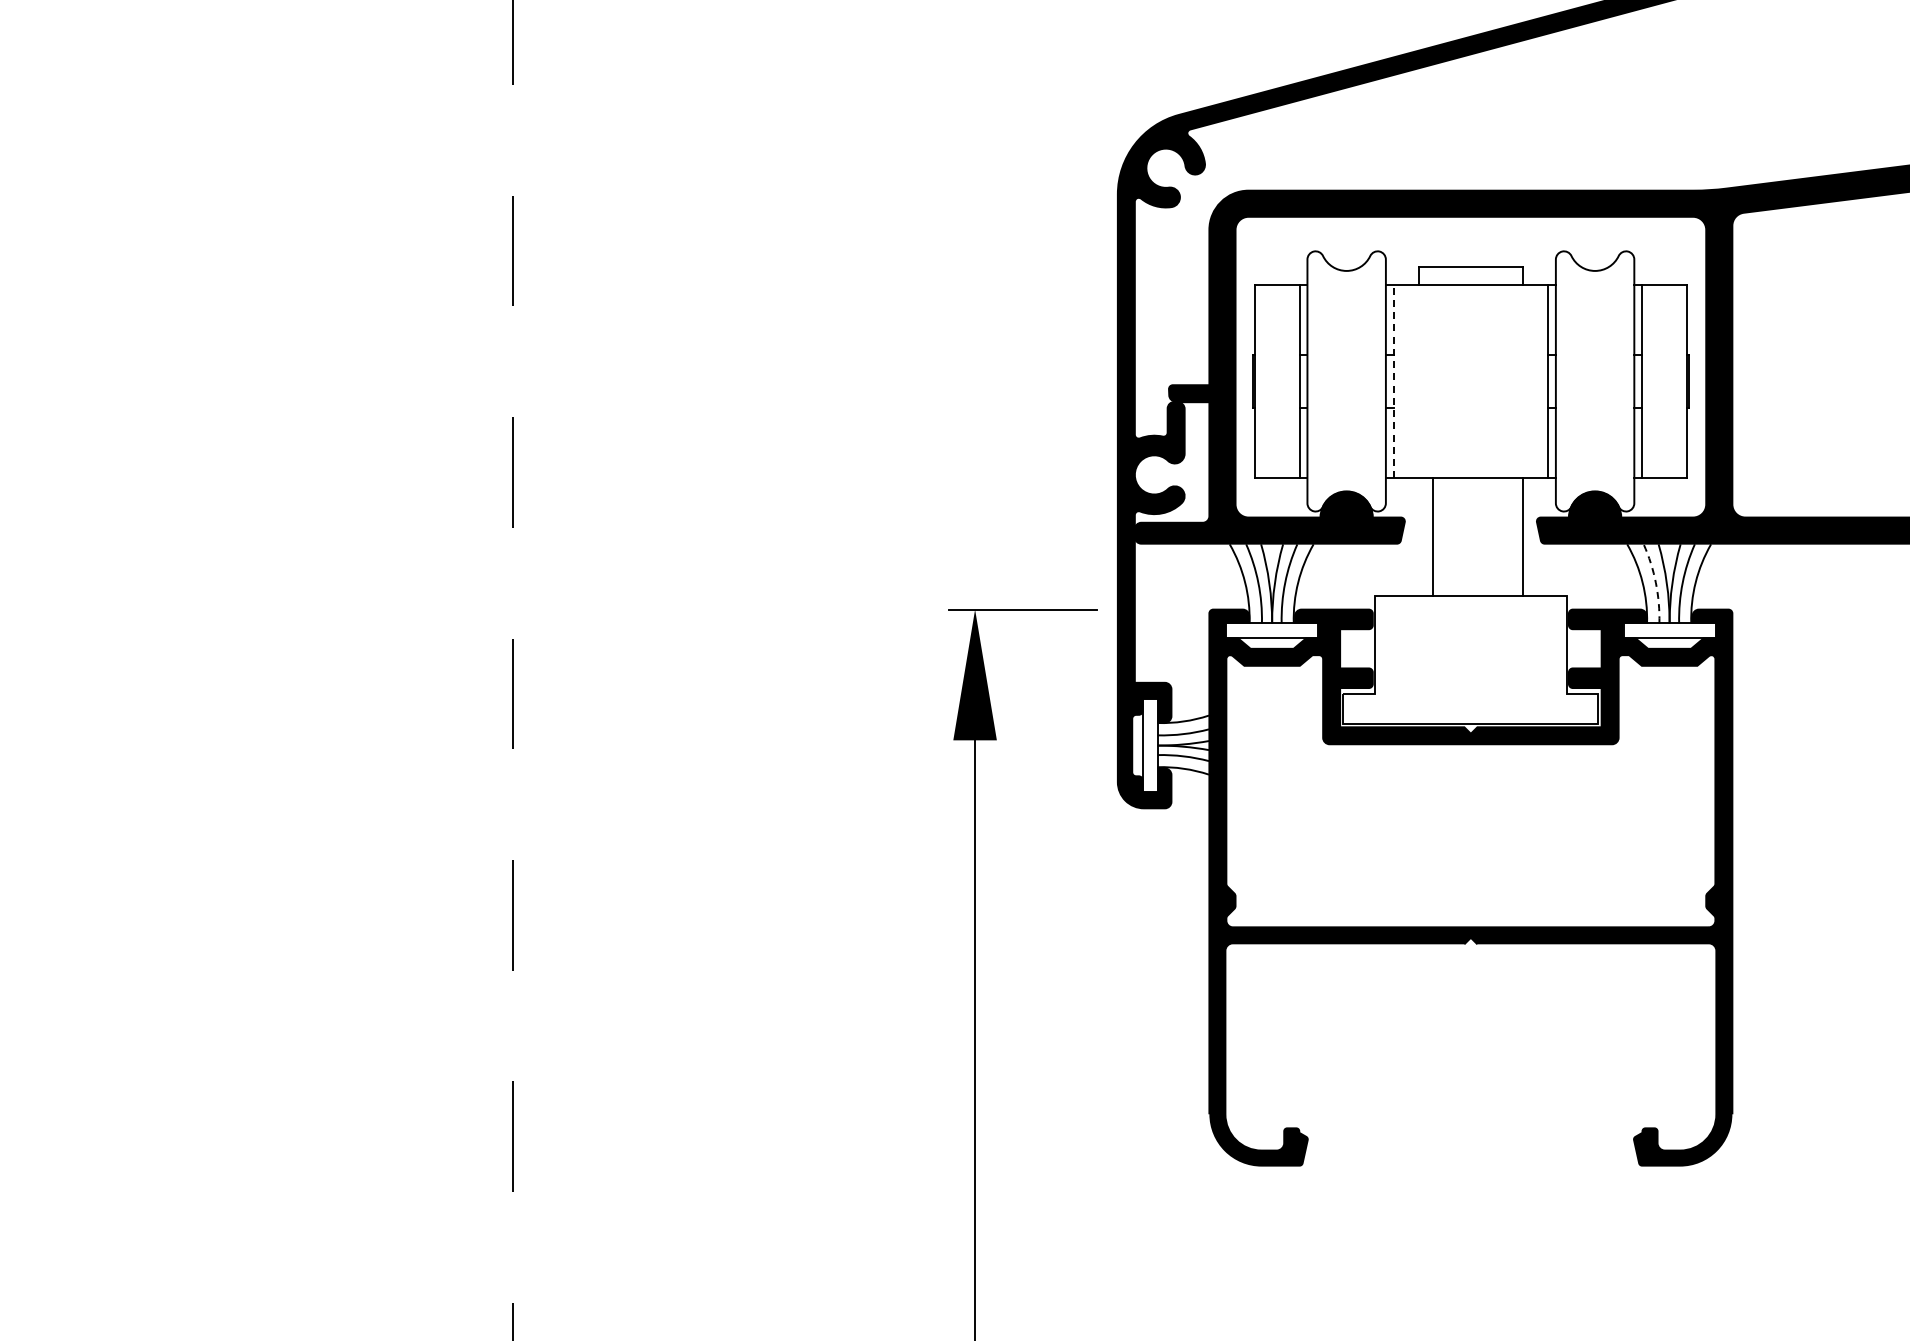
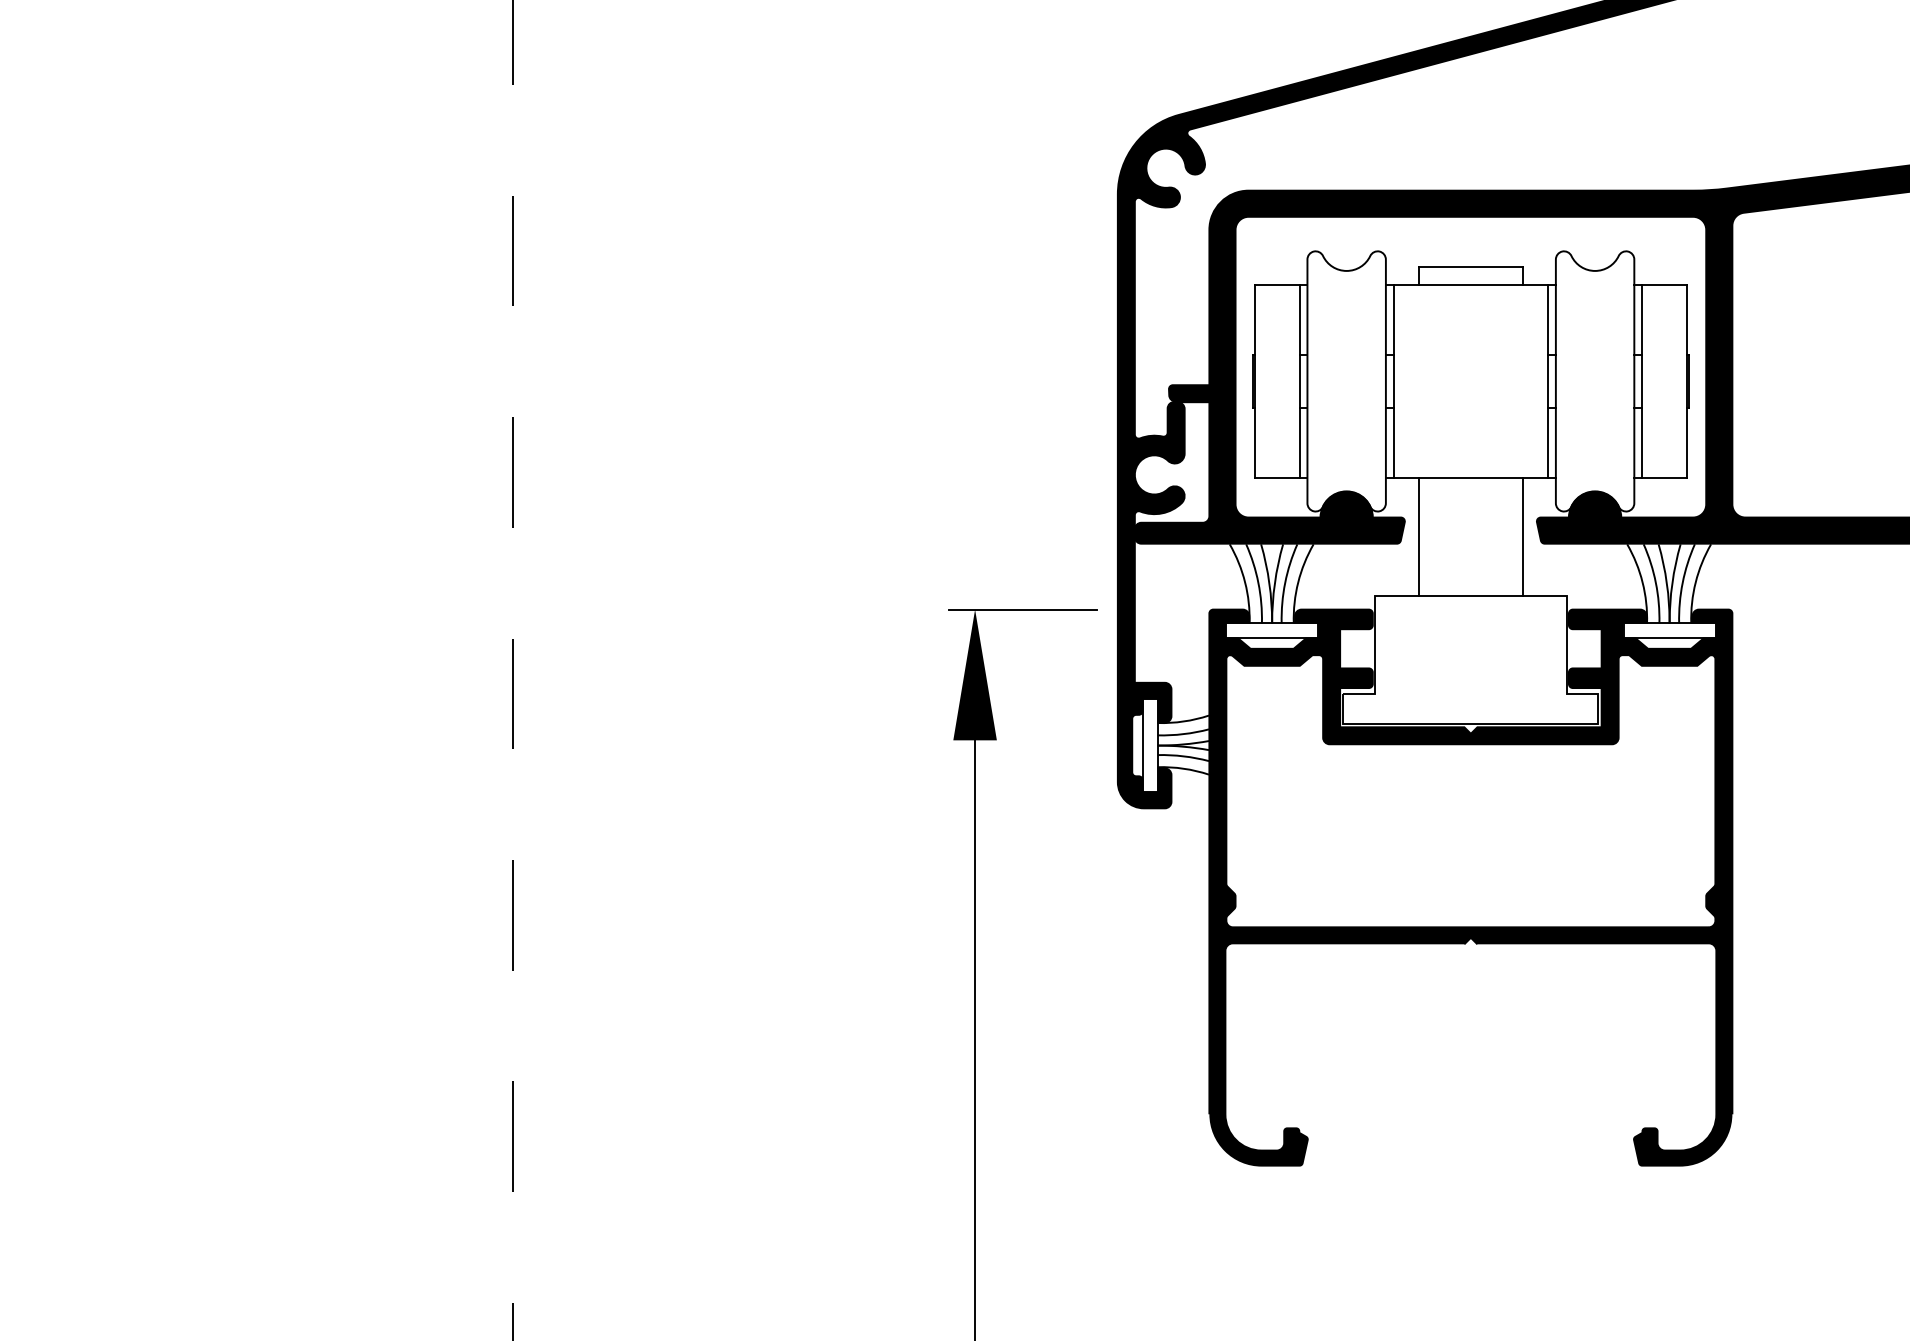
line: dashed -> solid (1393, 381)
line position: (1433, 537) -> (1419, 537) (1419, 537)
arc: dashed -> solid (1655, 582)
